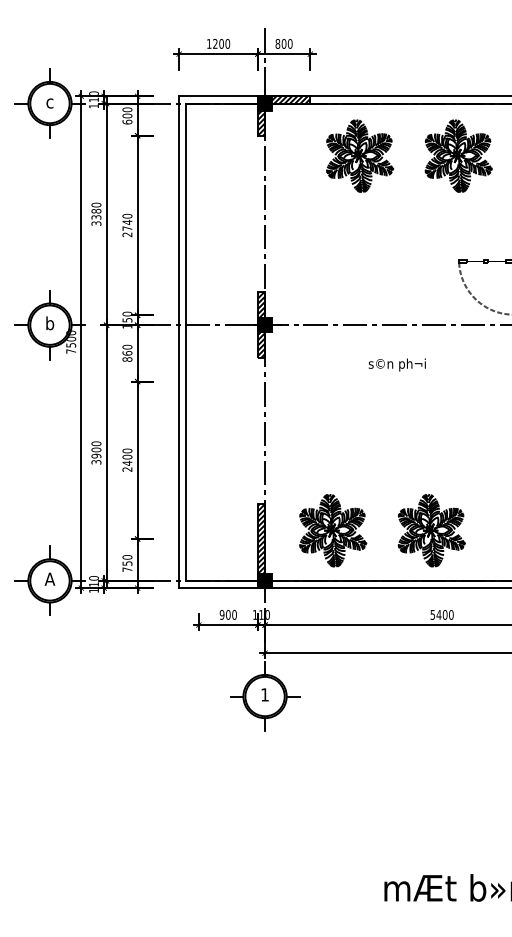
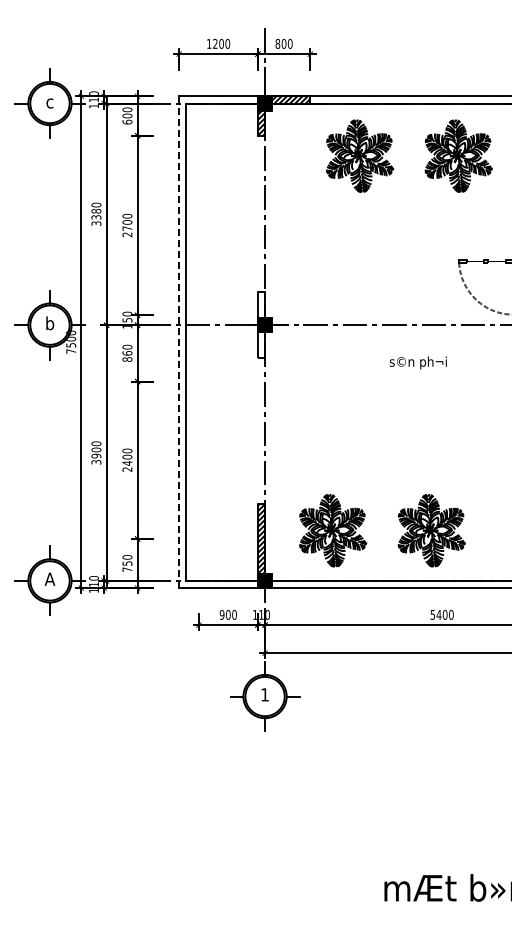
text: 2740 -> 2700 (127, 221)
hatch: present -> none (261, 324)
line: solid -> dashed (179, 342)
text position: (396, 364) -> (417, 362) (417, 362)
